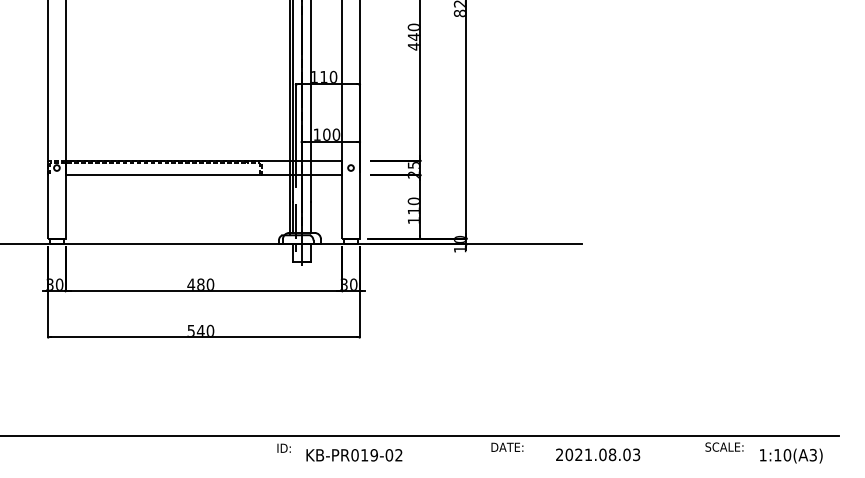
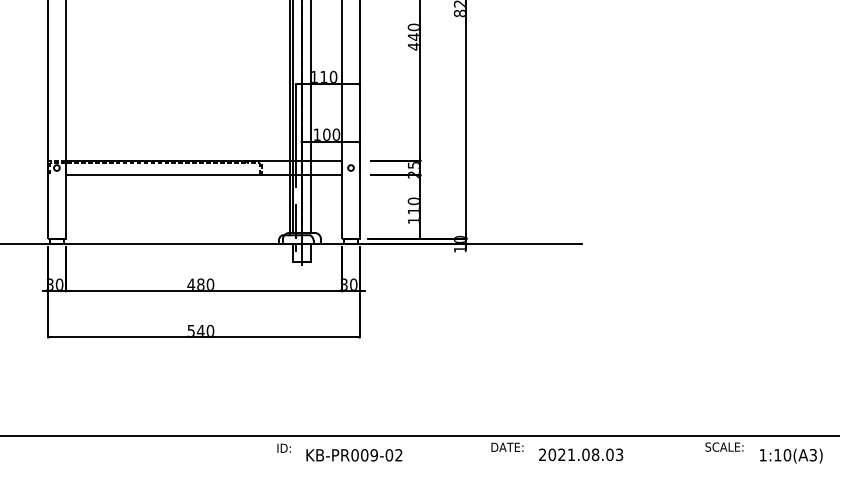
text position: (598, 454) -> (581, 454) (581, 454)
text: KB-PR019-02 -> KB-PR009-02 (364, 455)
